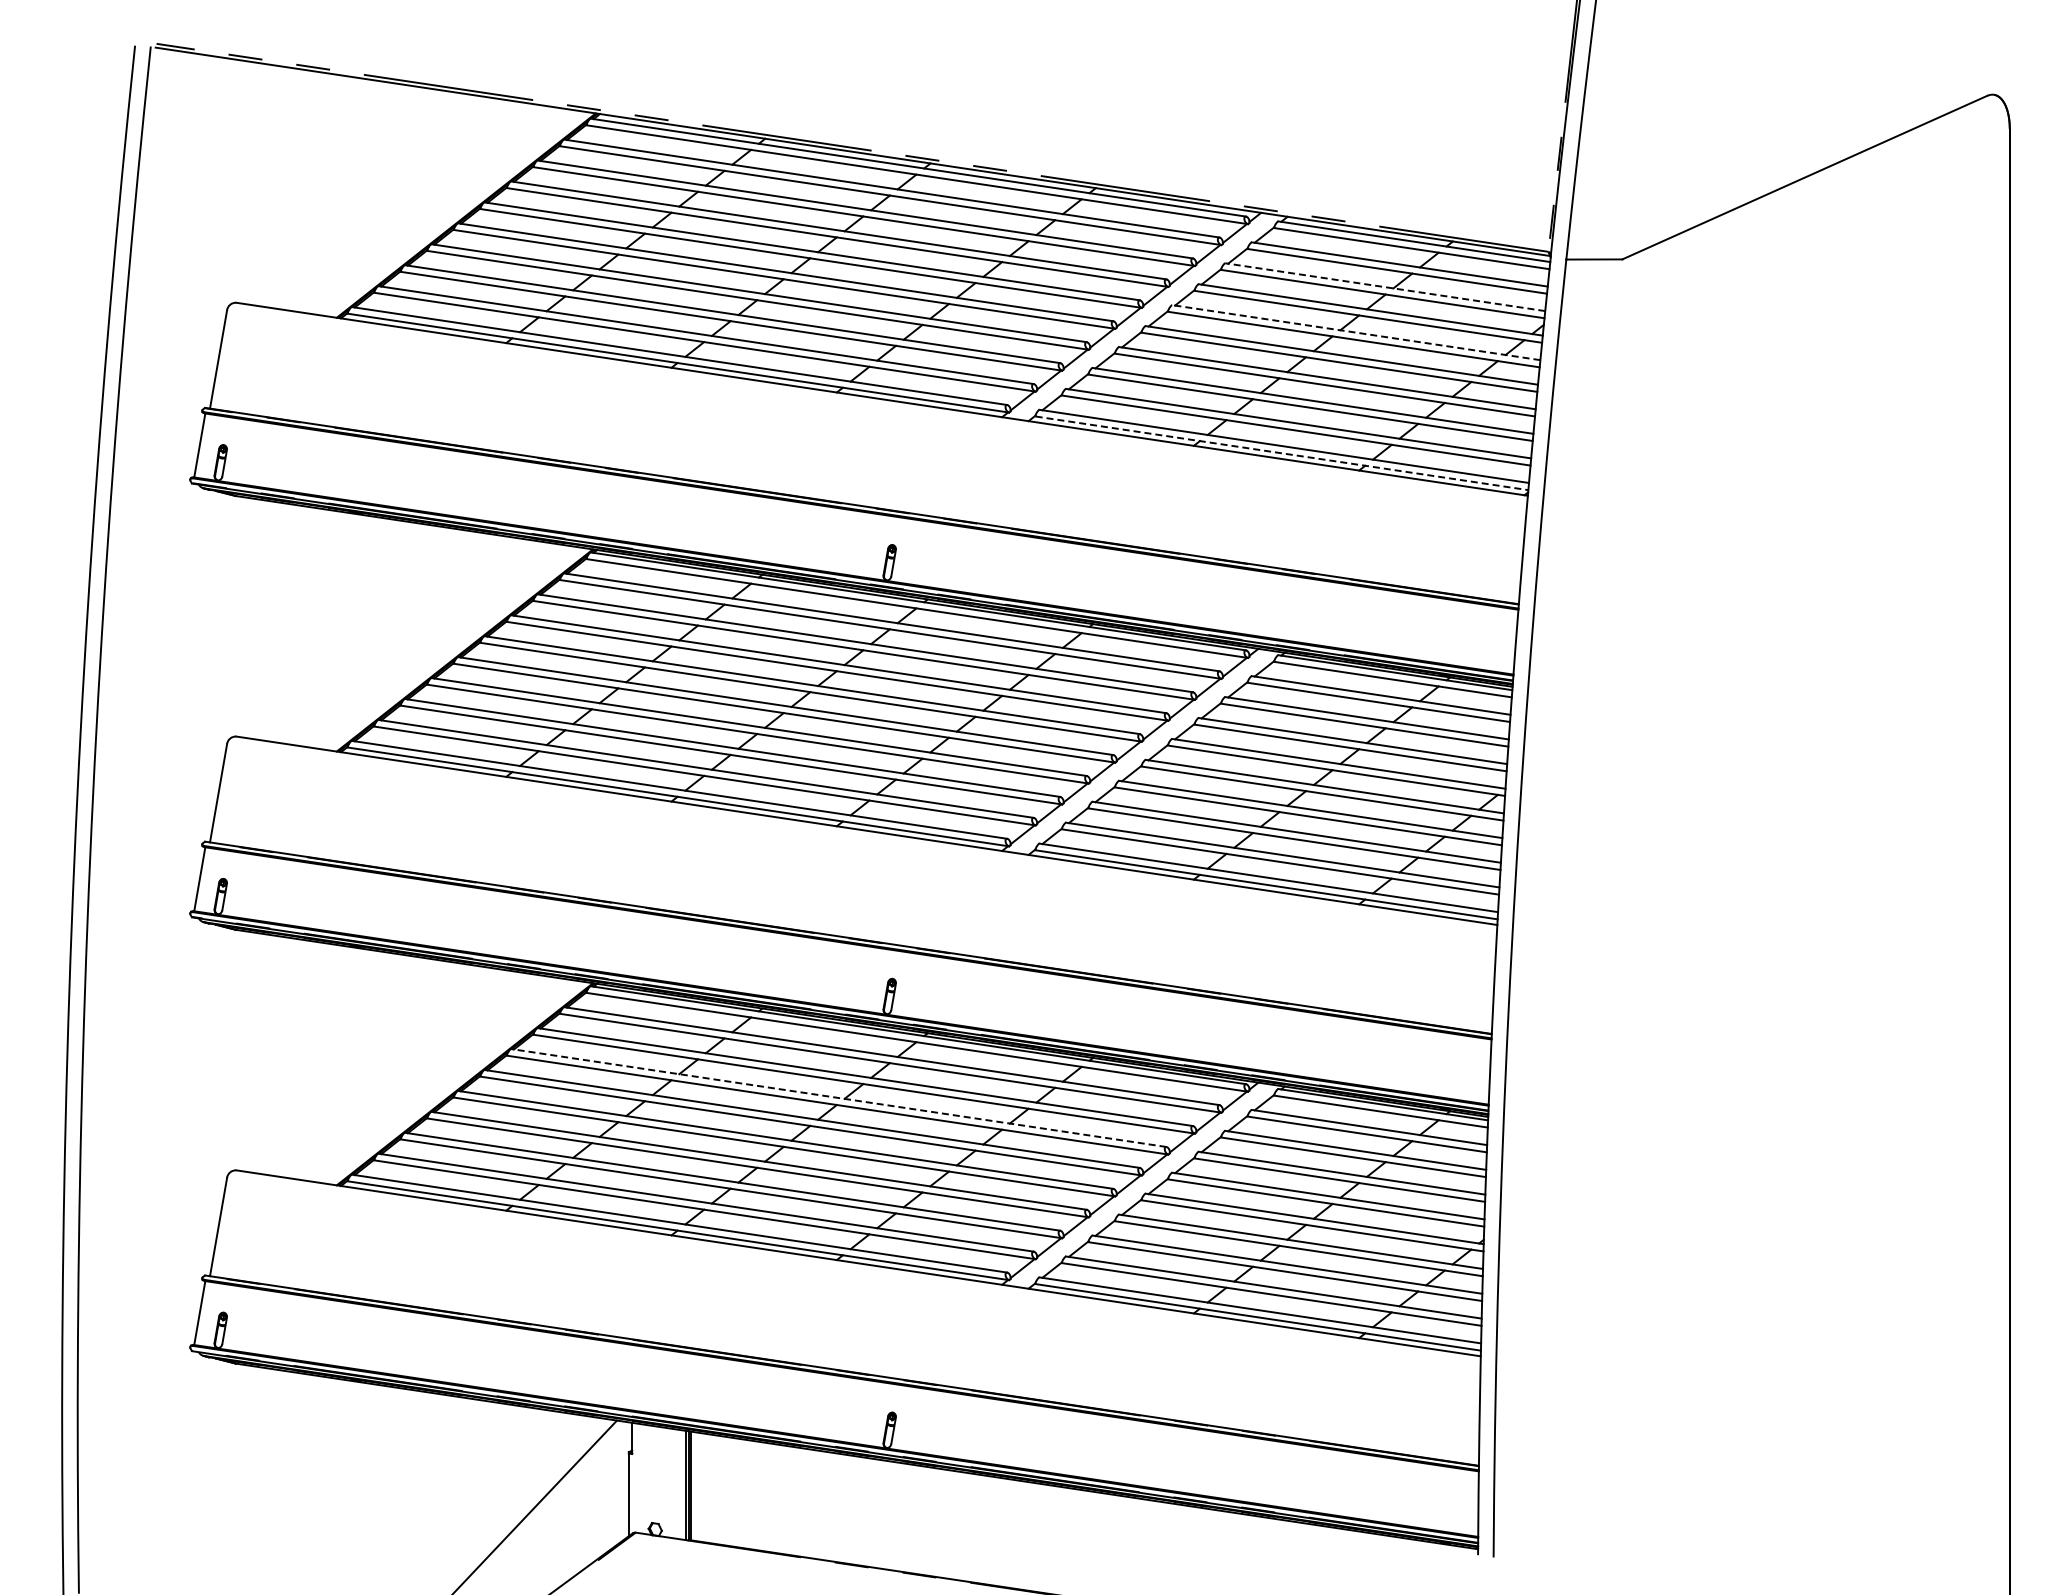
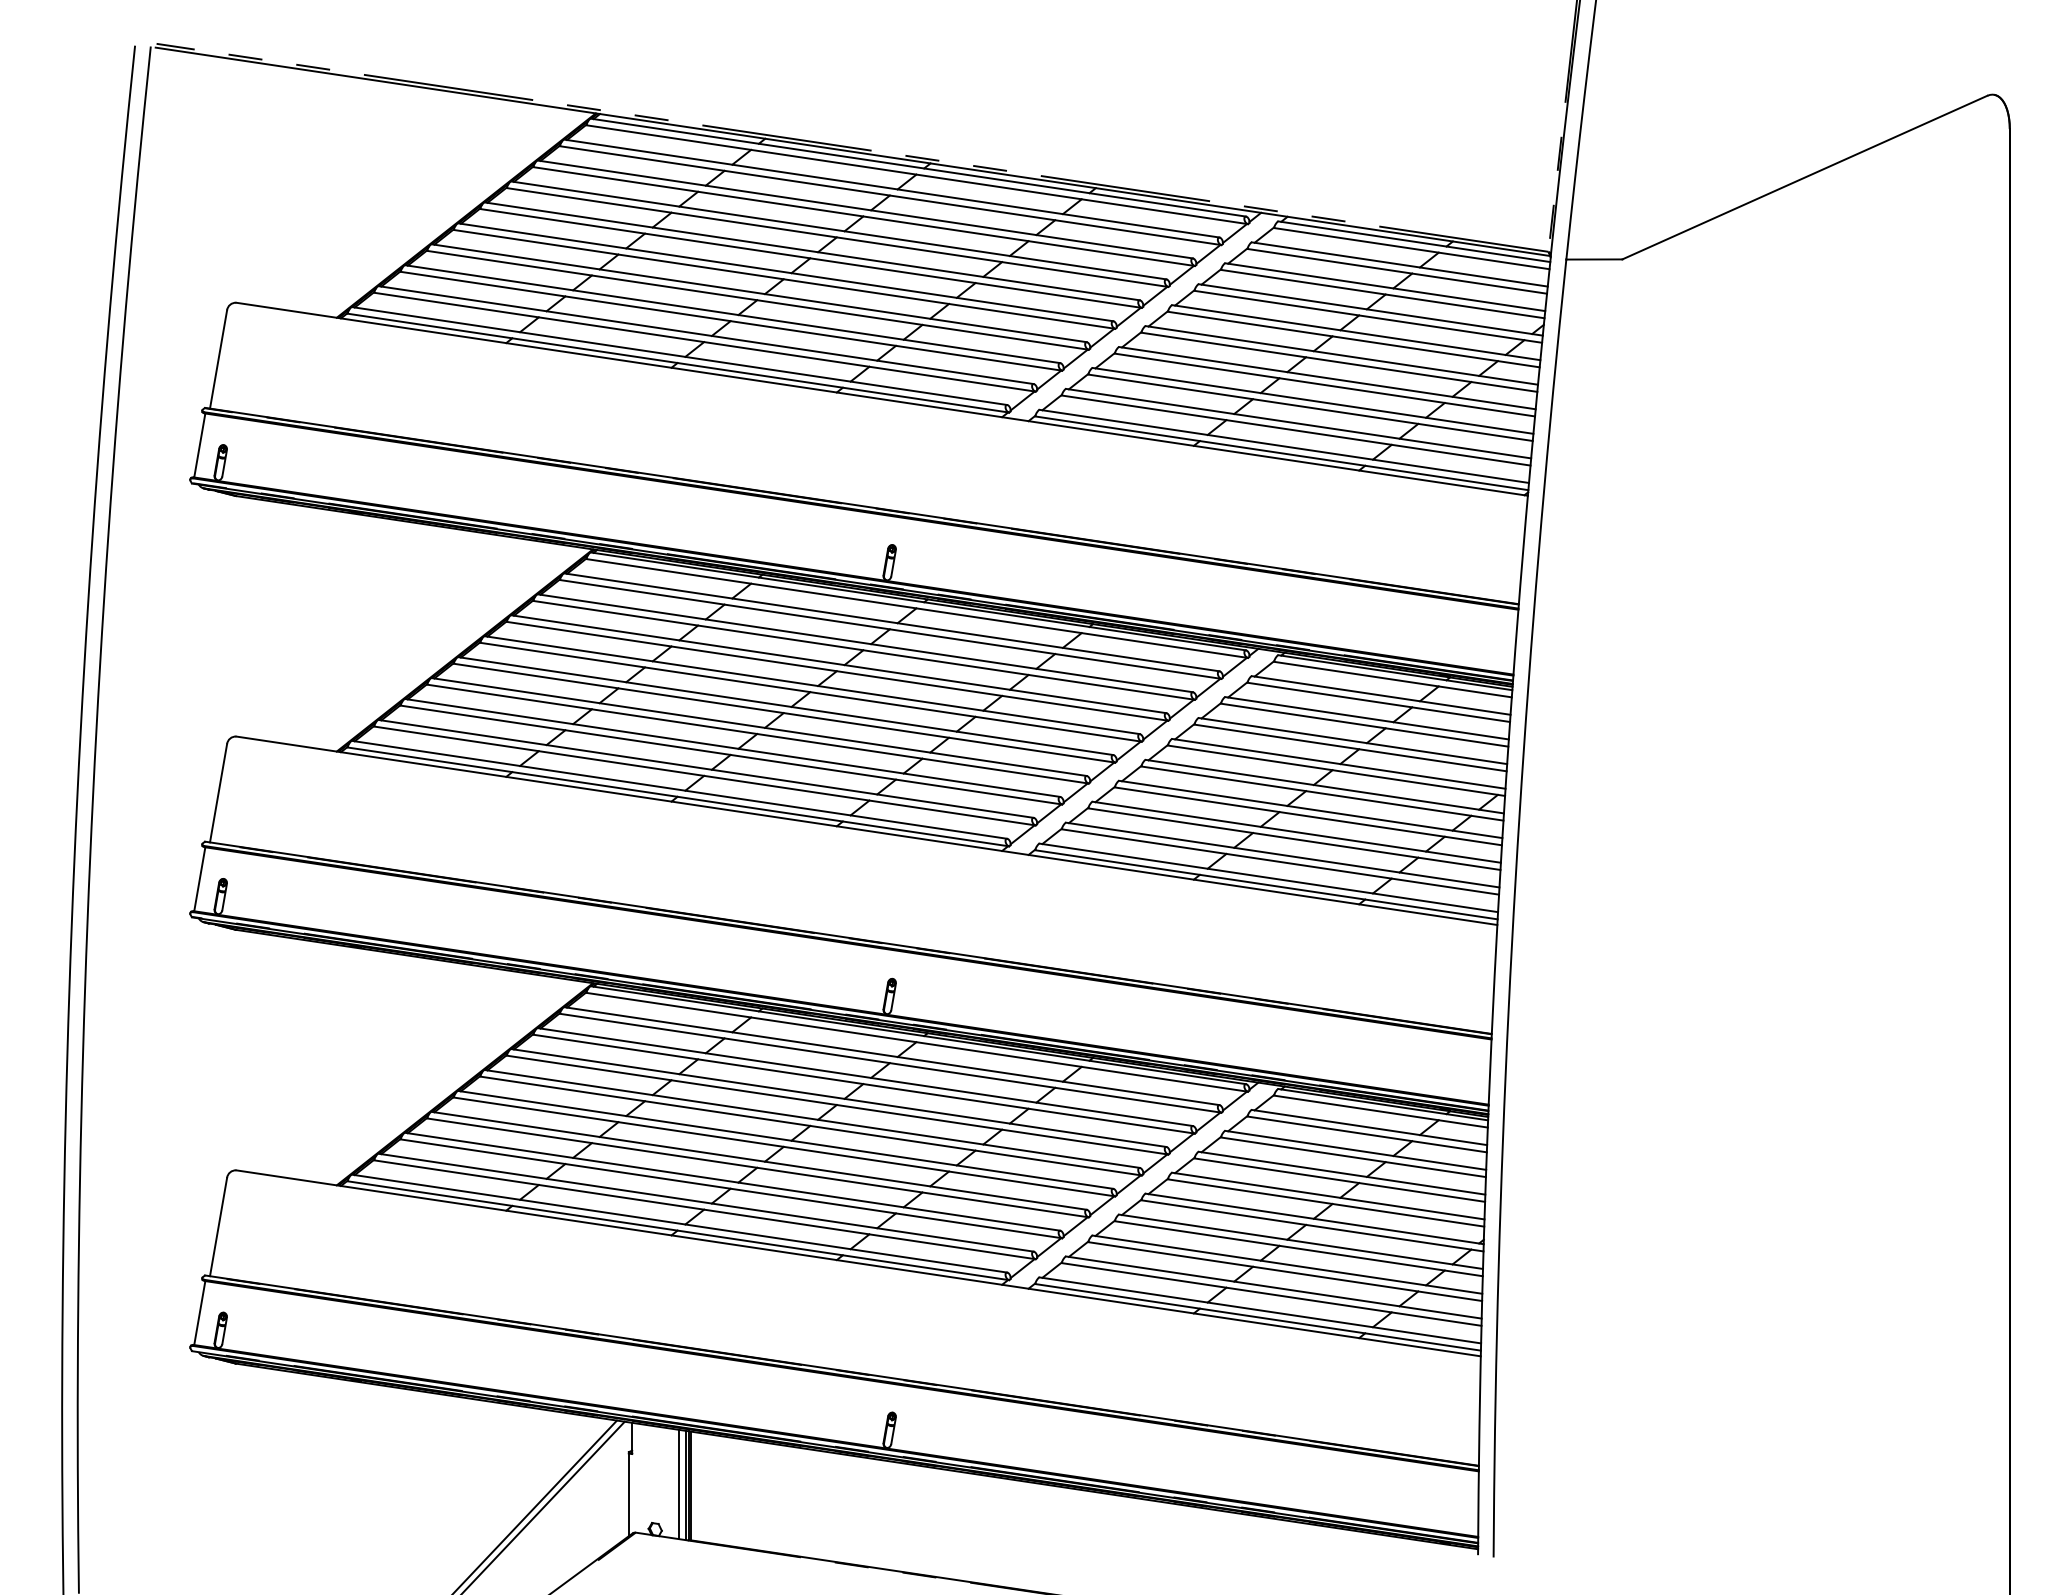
line: dashed -> solid (1385, 287)
line: dashed -> solid (1355, 332)
line: dashed -> solid (1282, 453)
line: dashed -> solid (838, 1097)
line: none -> present (678, 1484)
line: none -> present (544, 1506)
